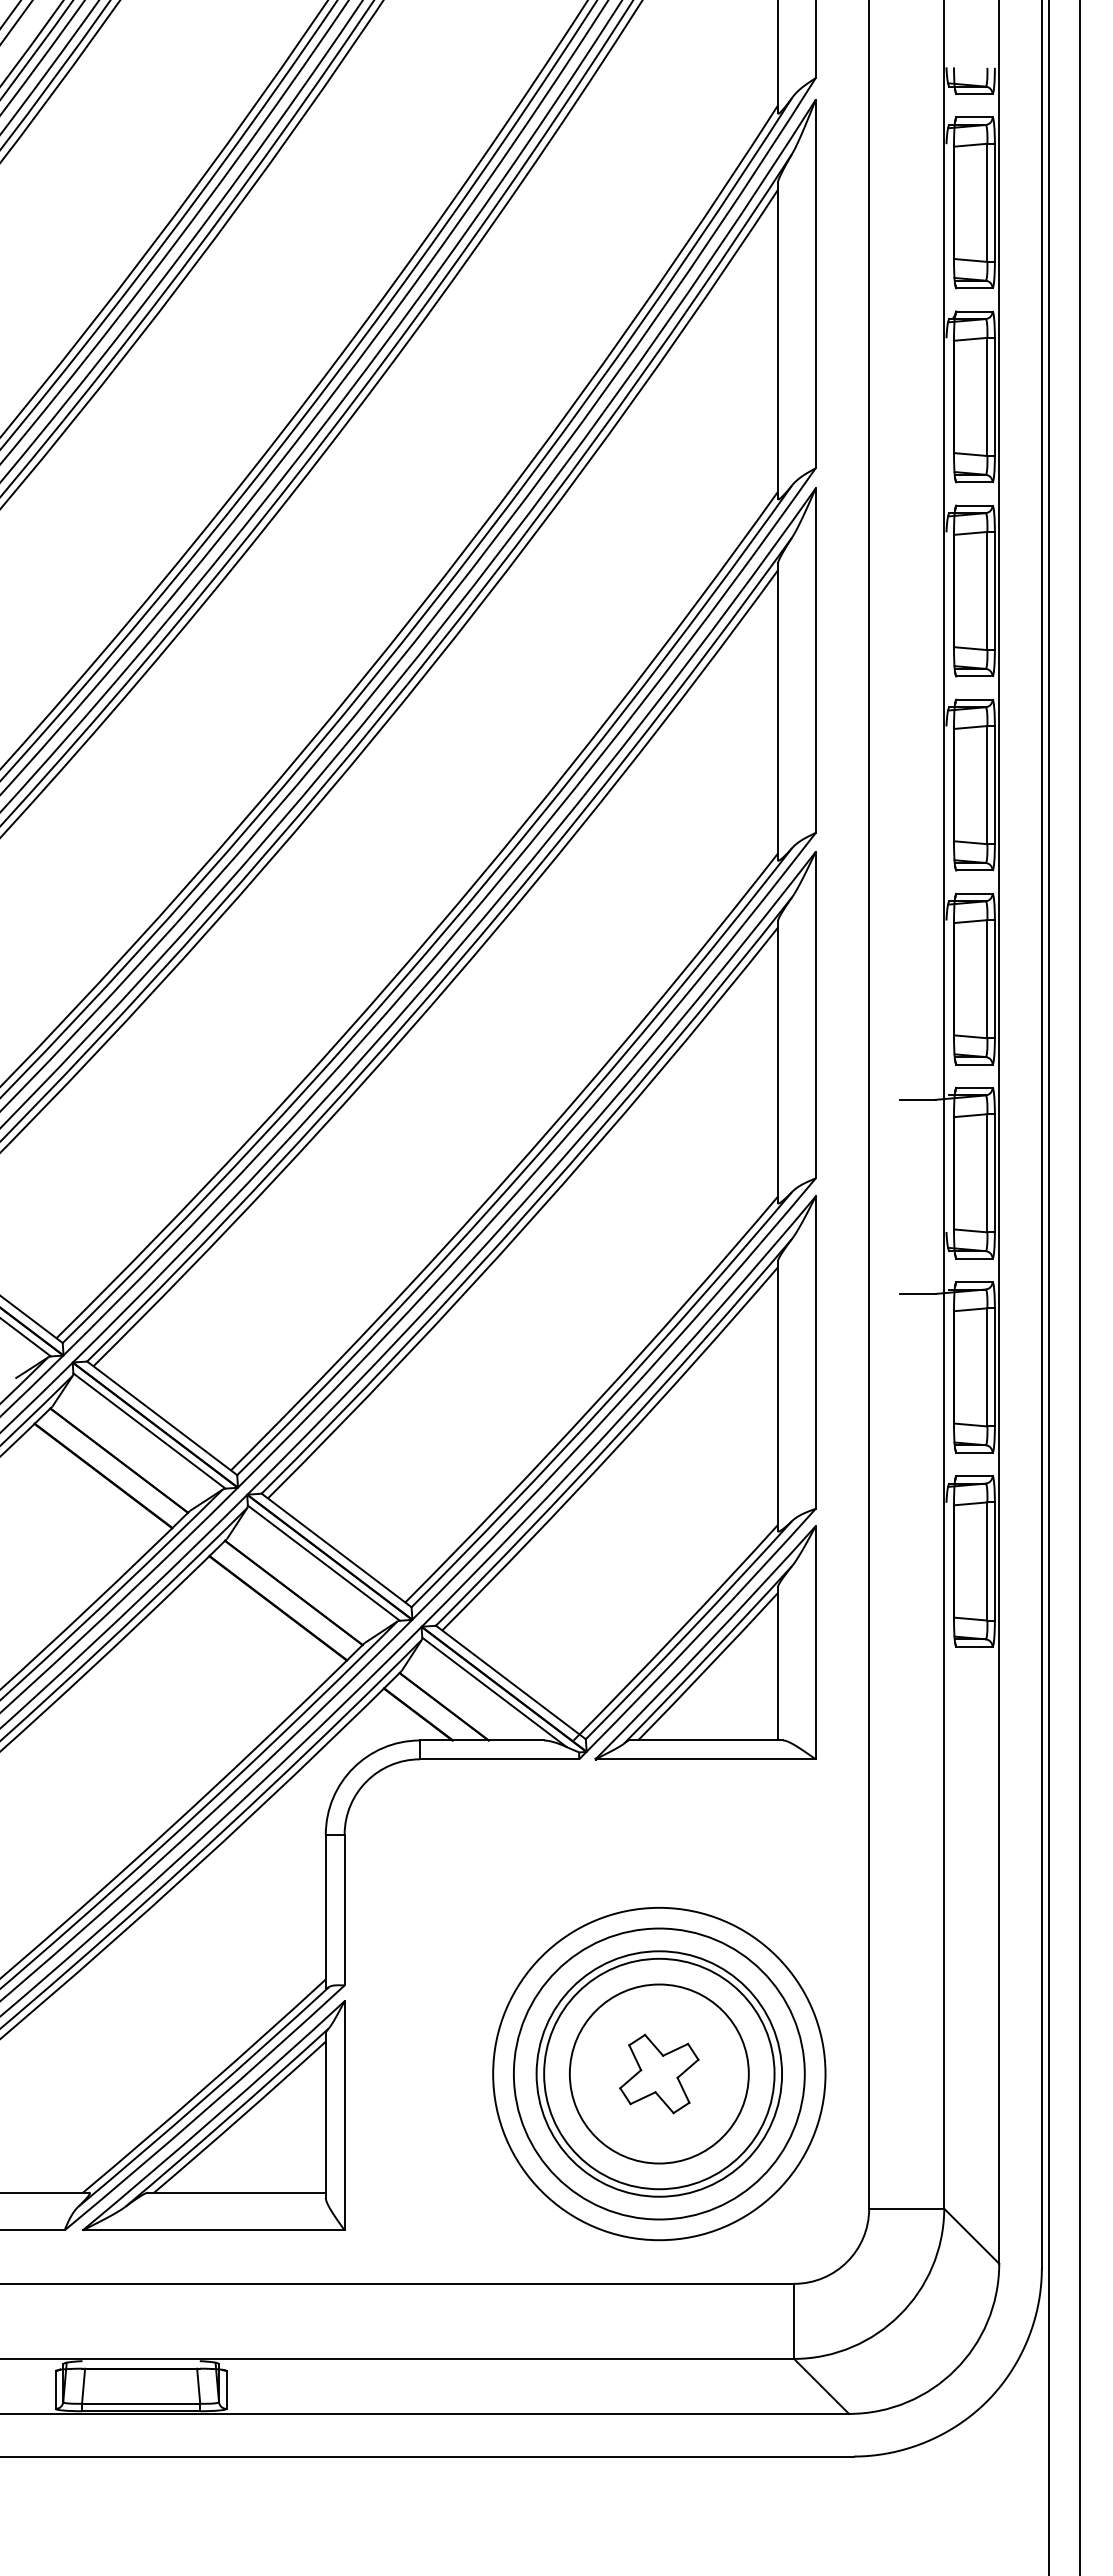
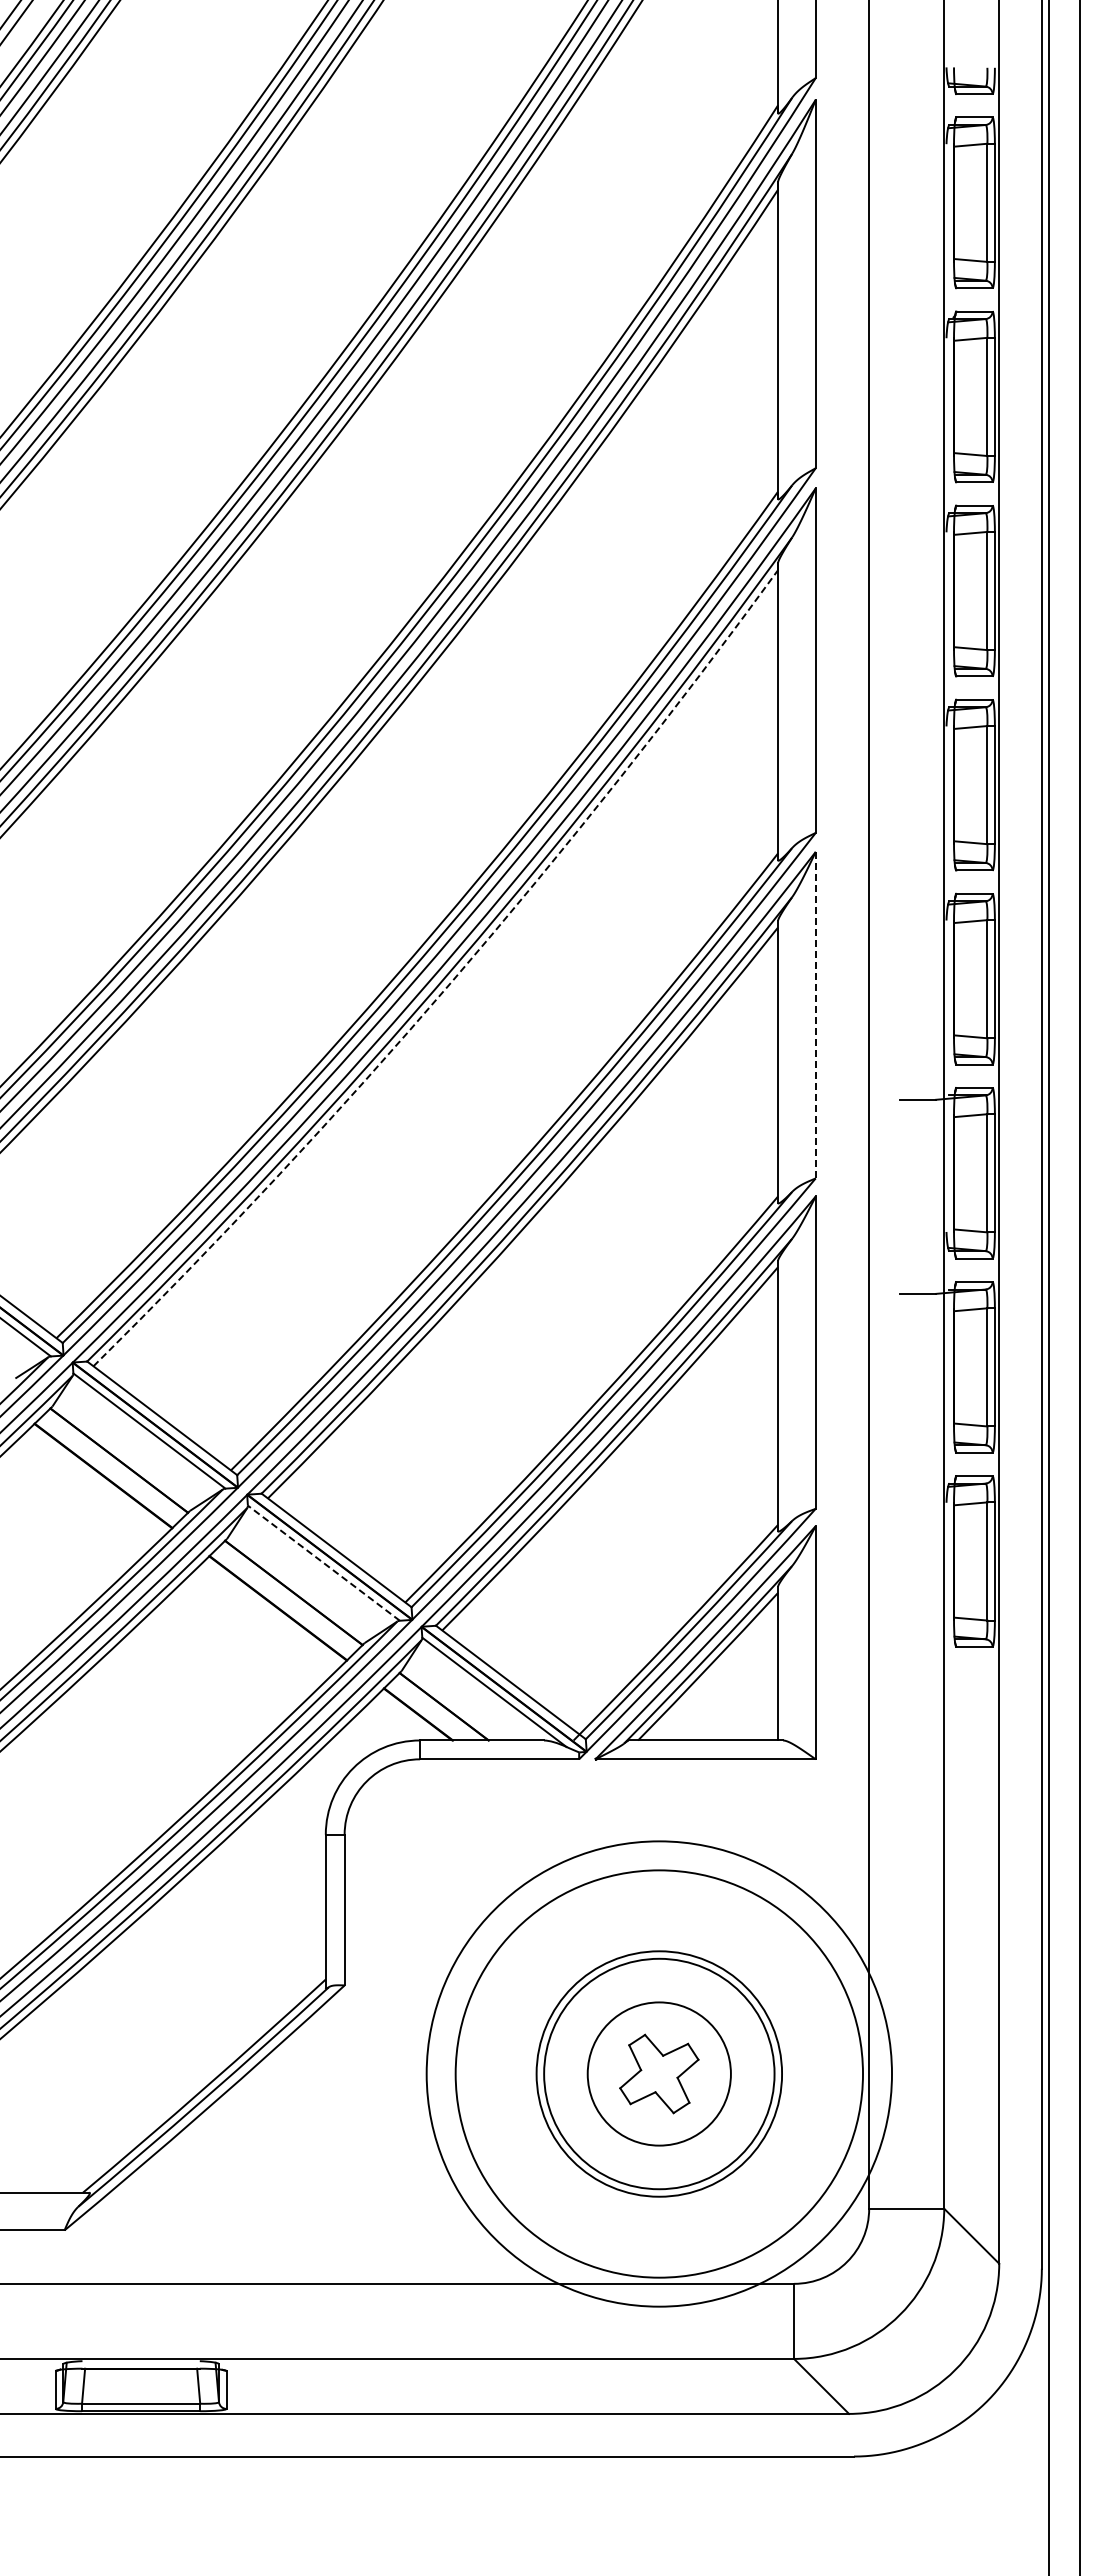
arc: solid -> dashed (451, 981)
line: solid -> dashed (815, 1015)
line: solid -> dashed (323, 1562)
circle diameter: 179 px -> 143 px (658, 2073)
circle diameter: 291 px -> 407 px (659, 2073)
circle diameter: 332 px -> 465 px (658, 2073)
part: present -> none (213, 2115)
